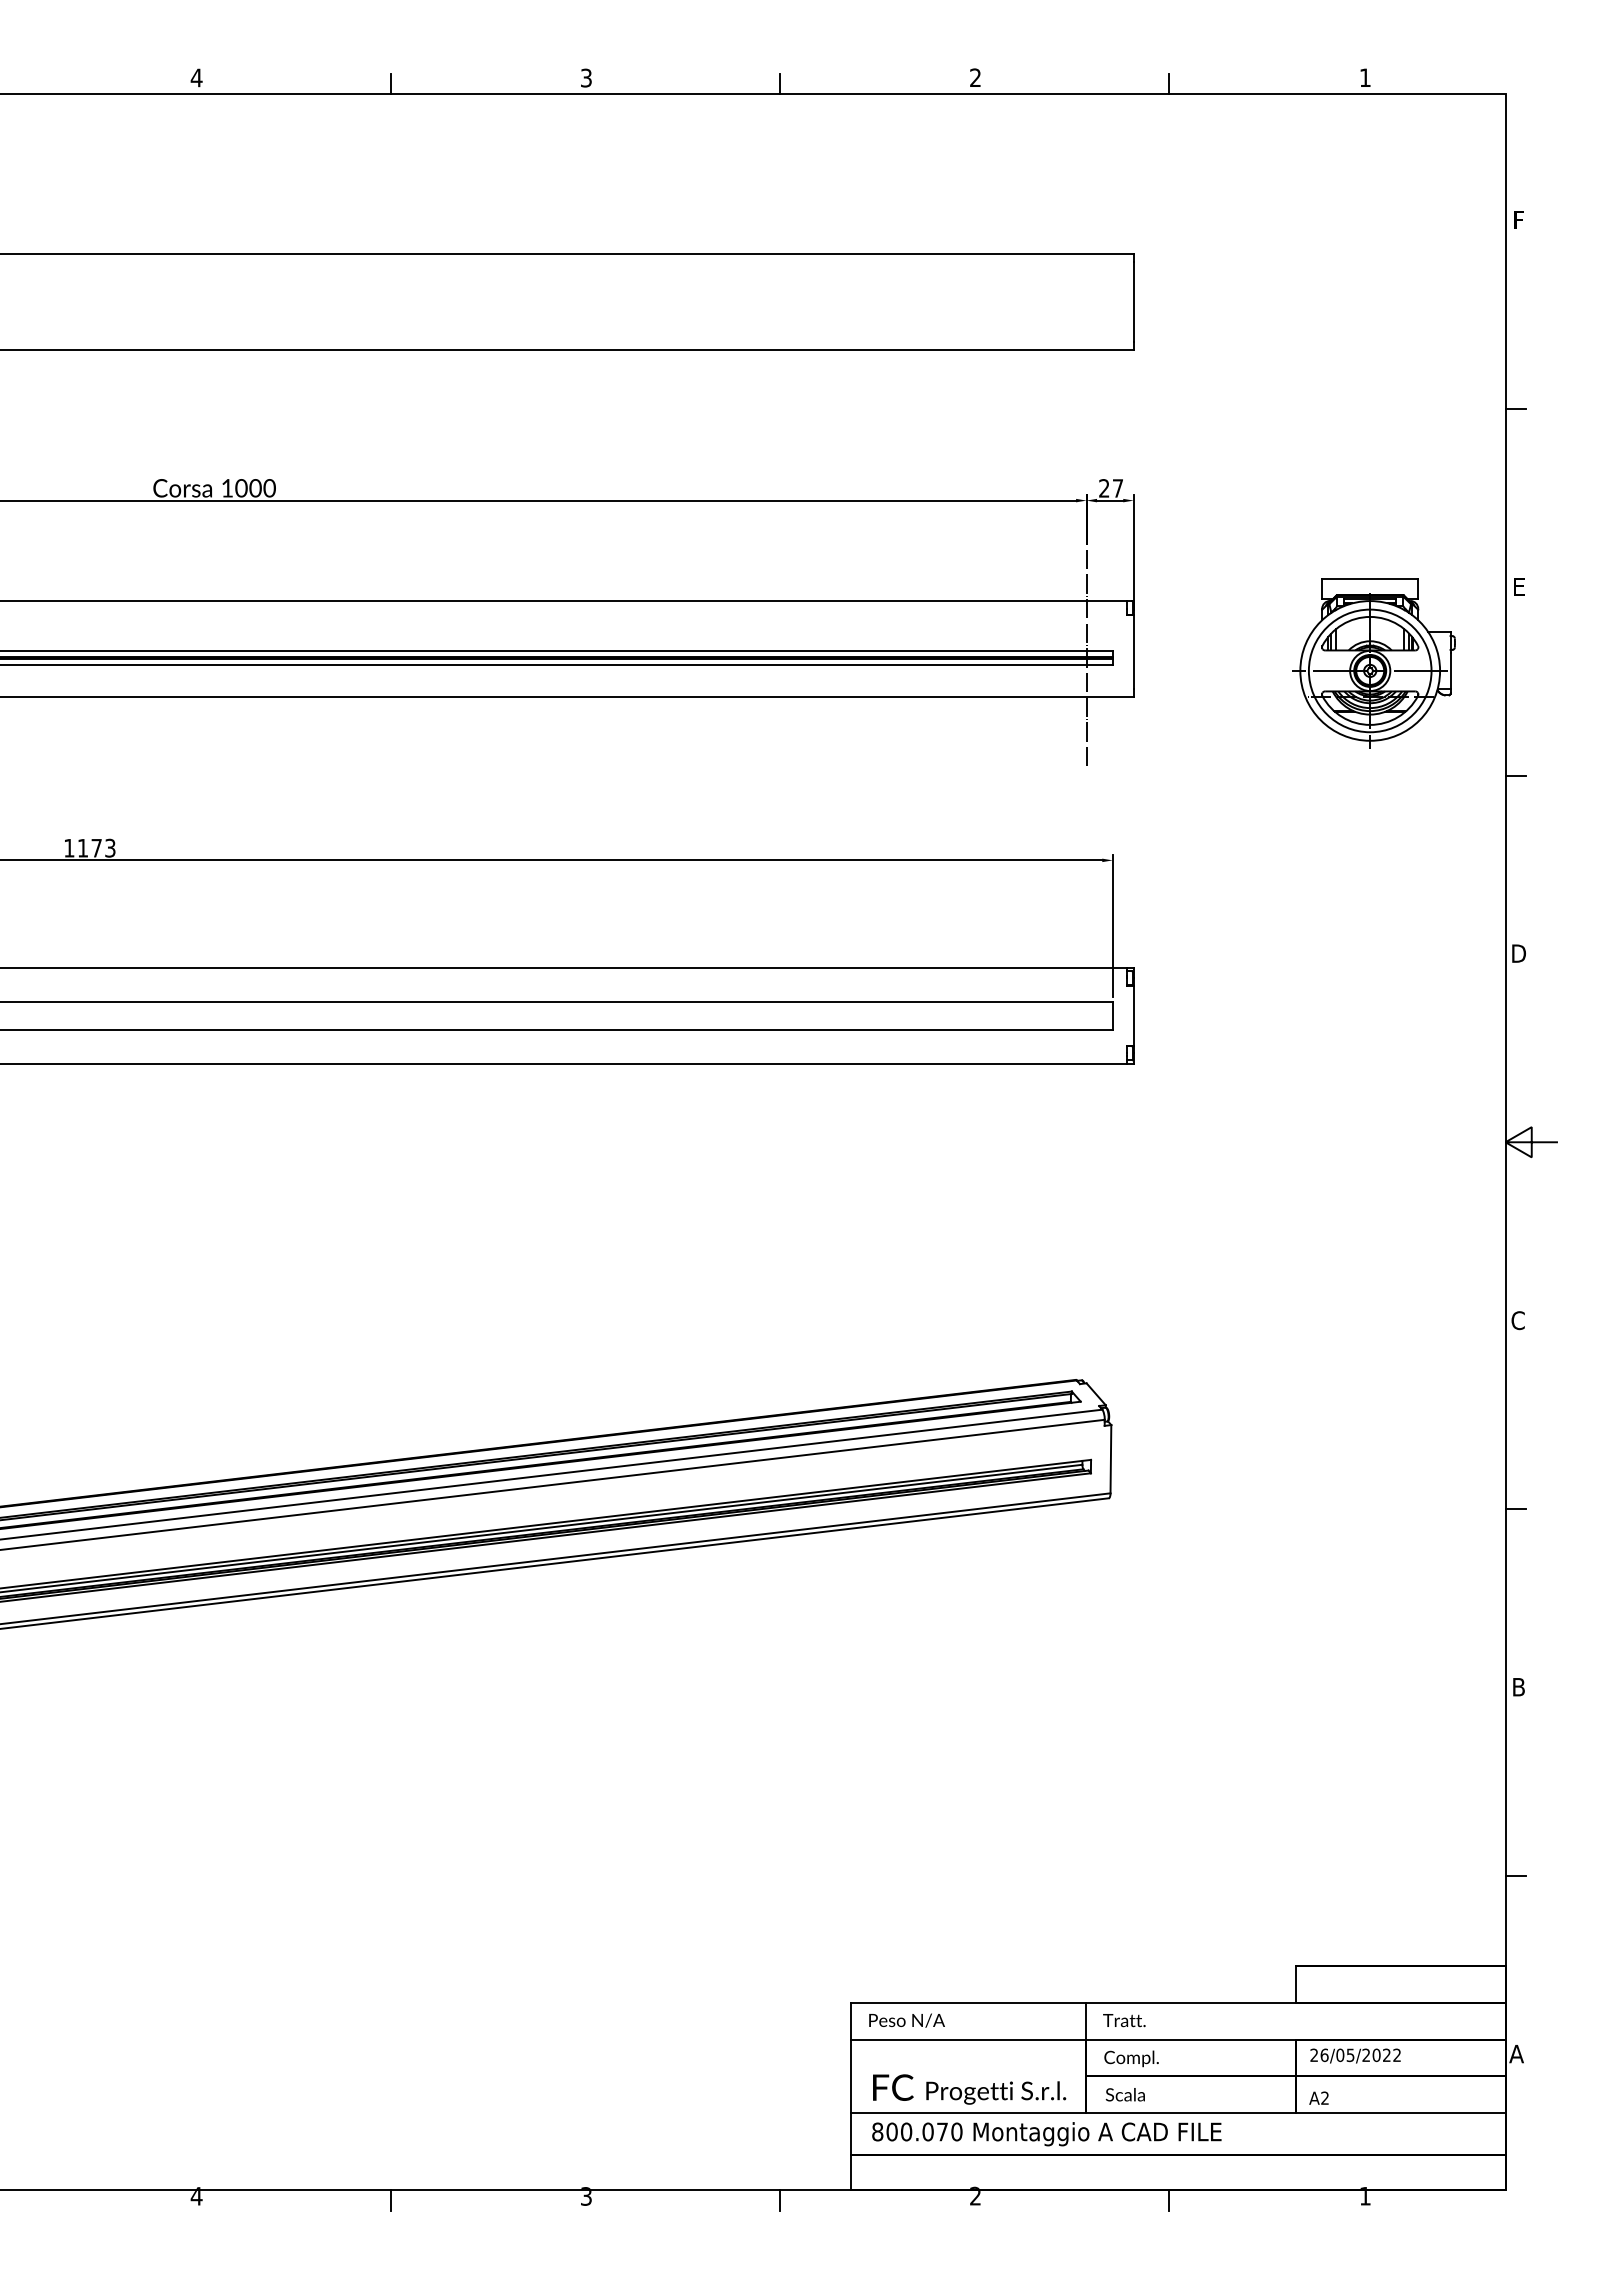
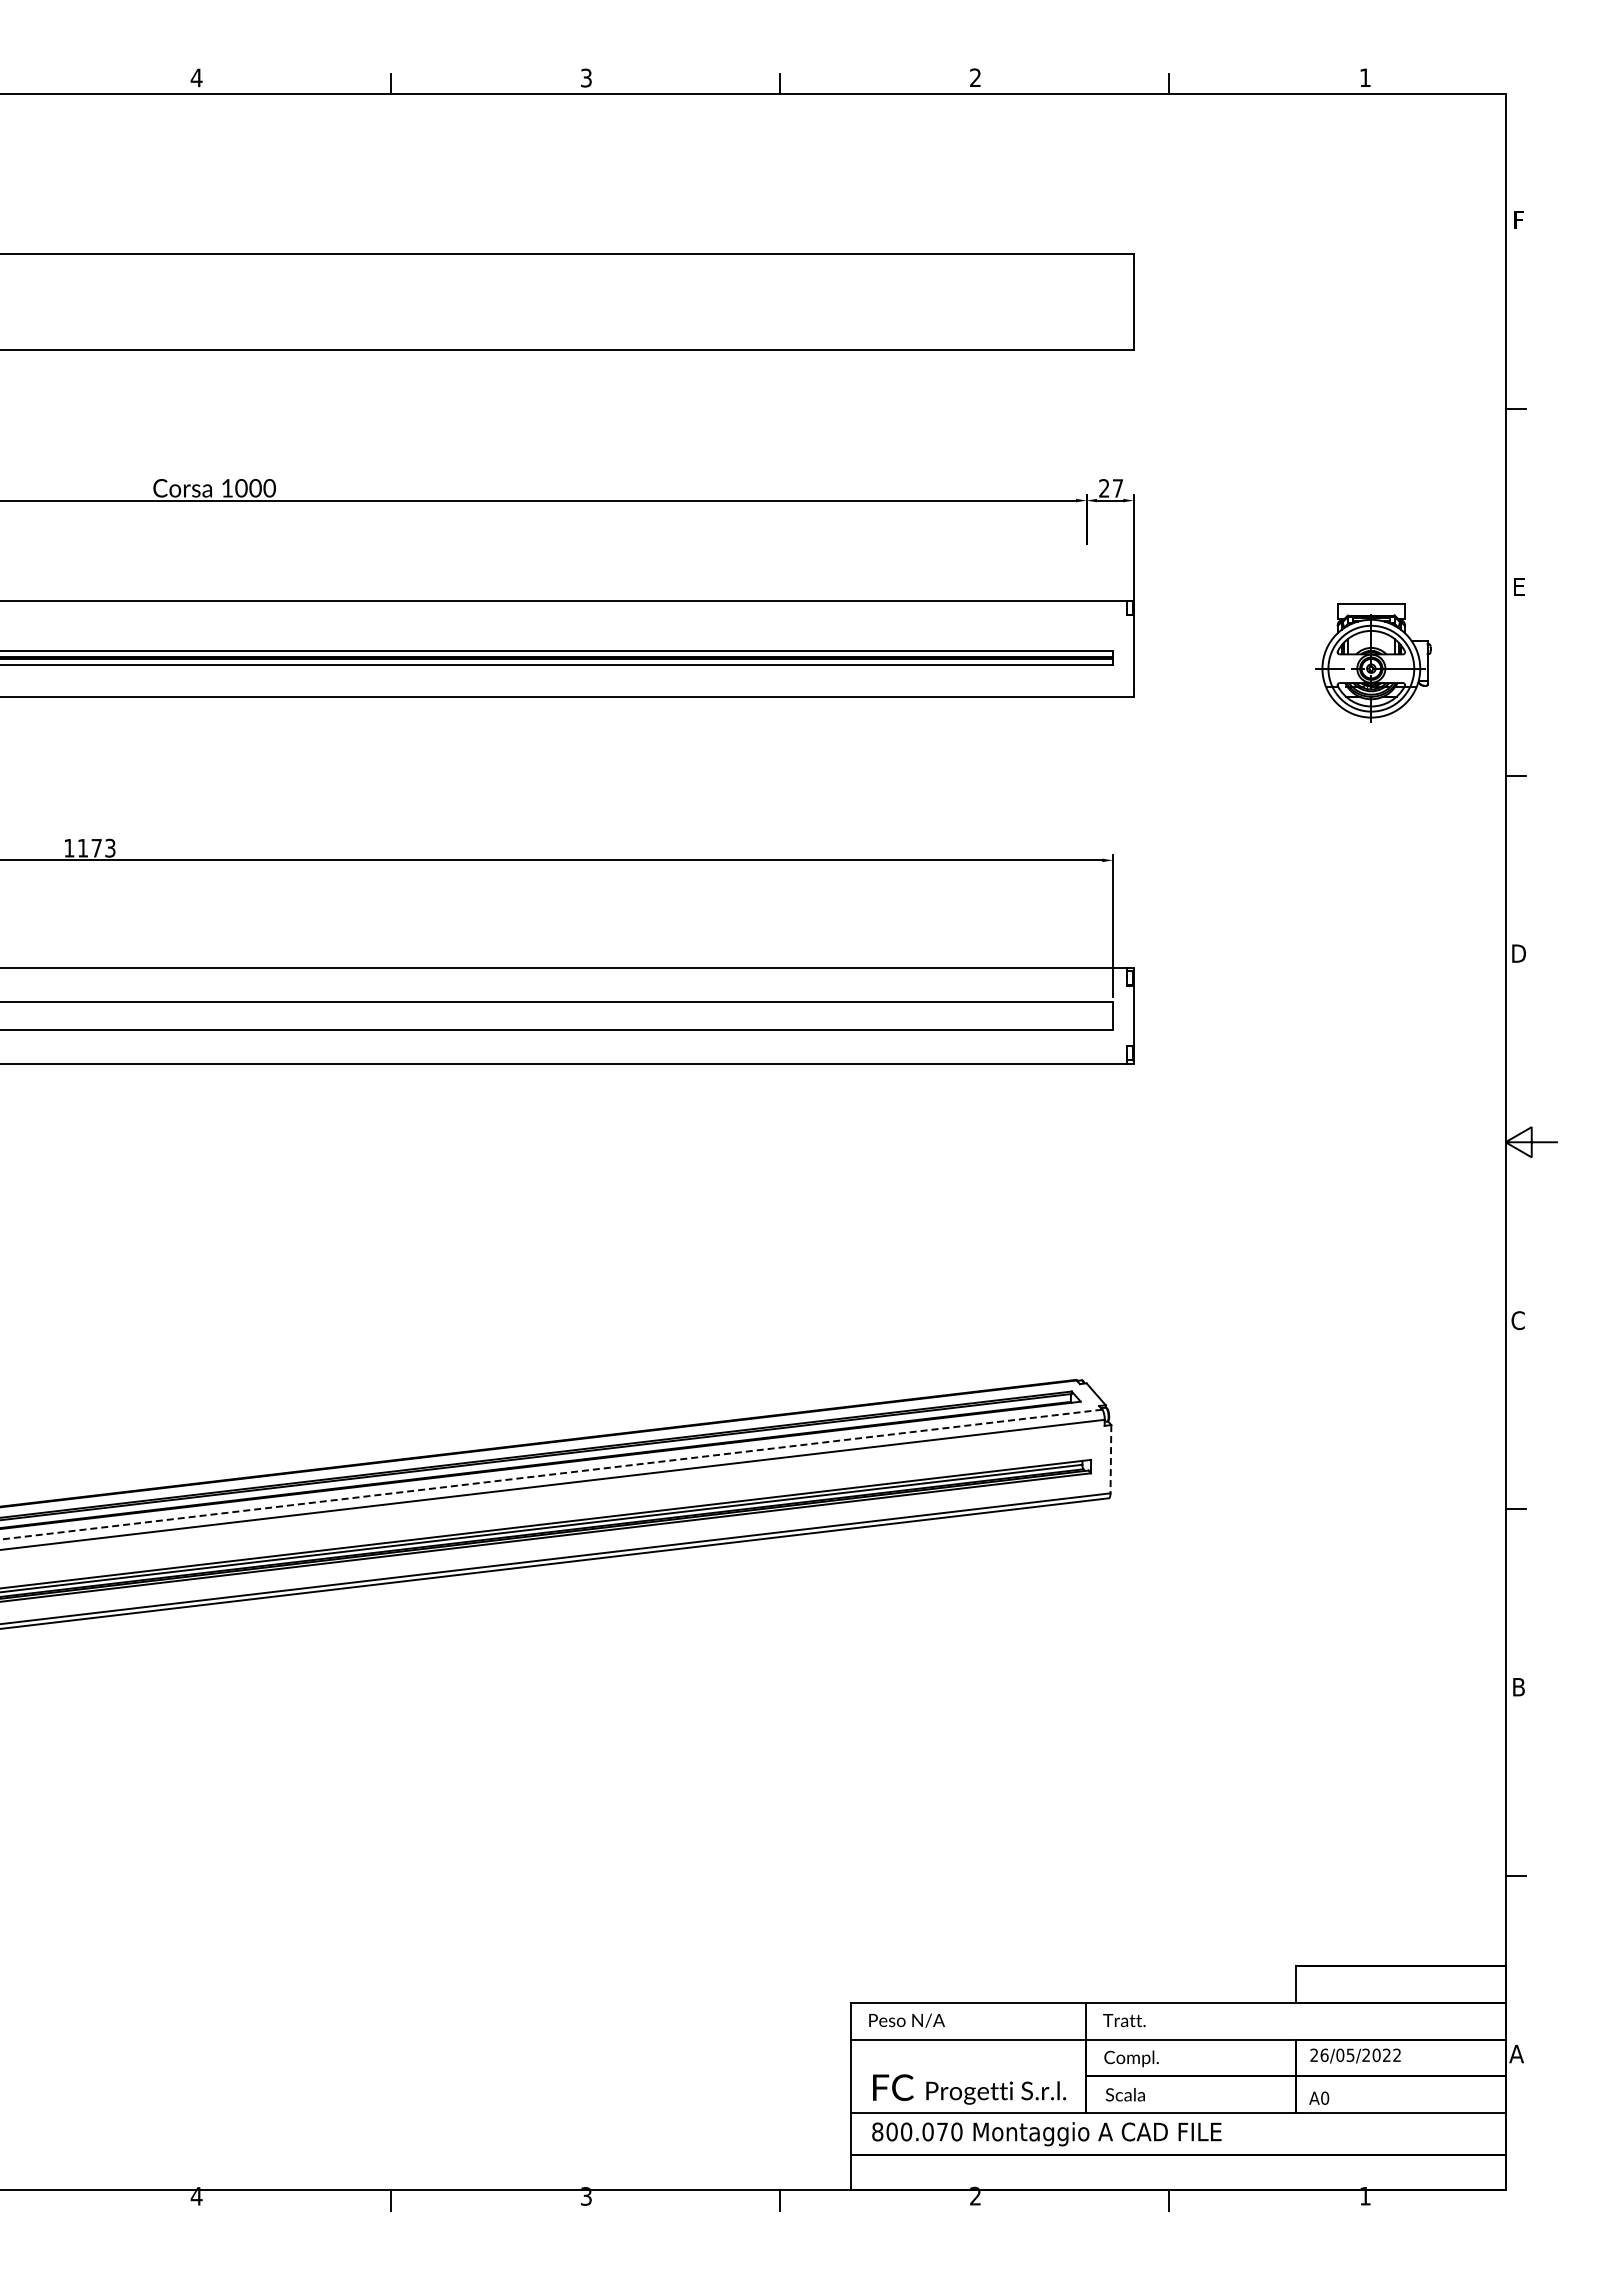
line: present -> none (1086, 660)
part size: 164x171 px -> 117x120 px (1373, 662)
line: solid -> dashed (1110, 1459)
line: solid -> dashed (551, 1474)
text: A2 -> A0 (1325, 2097)
